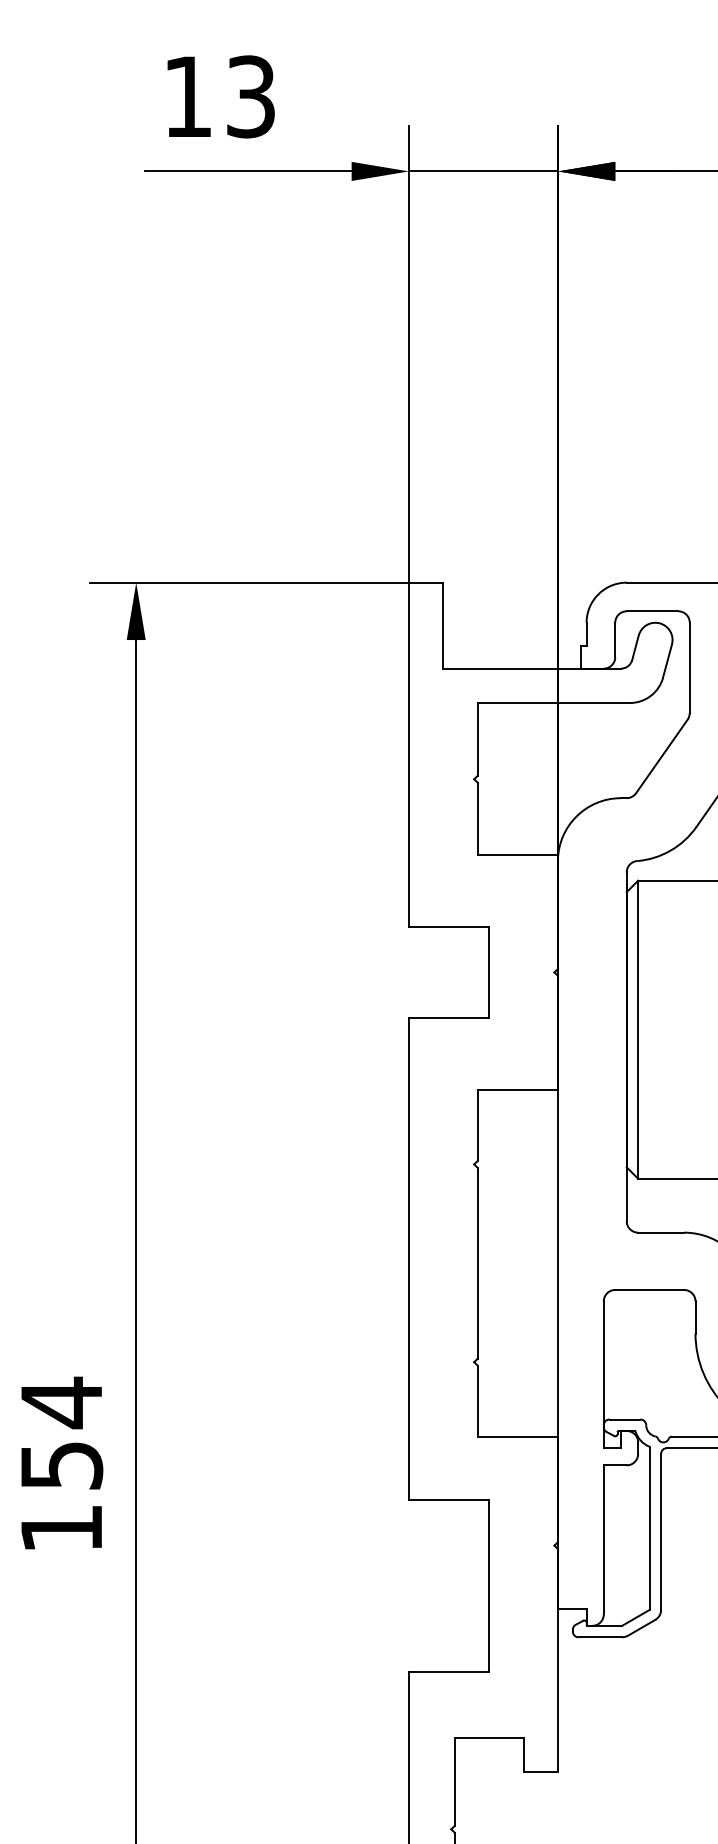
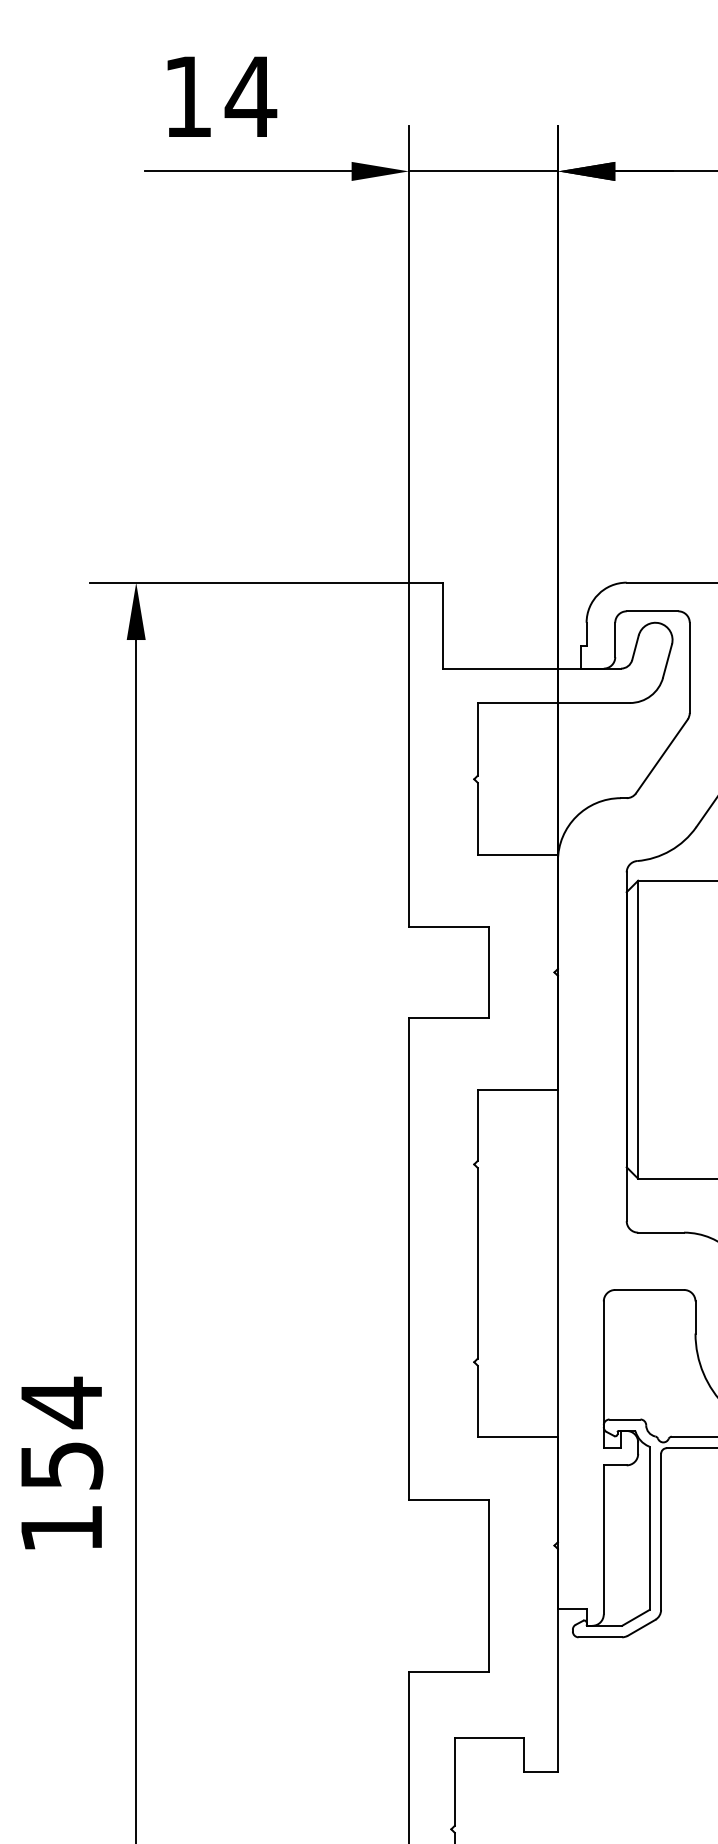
text: 13 -> 14 (250, 96)
